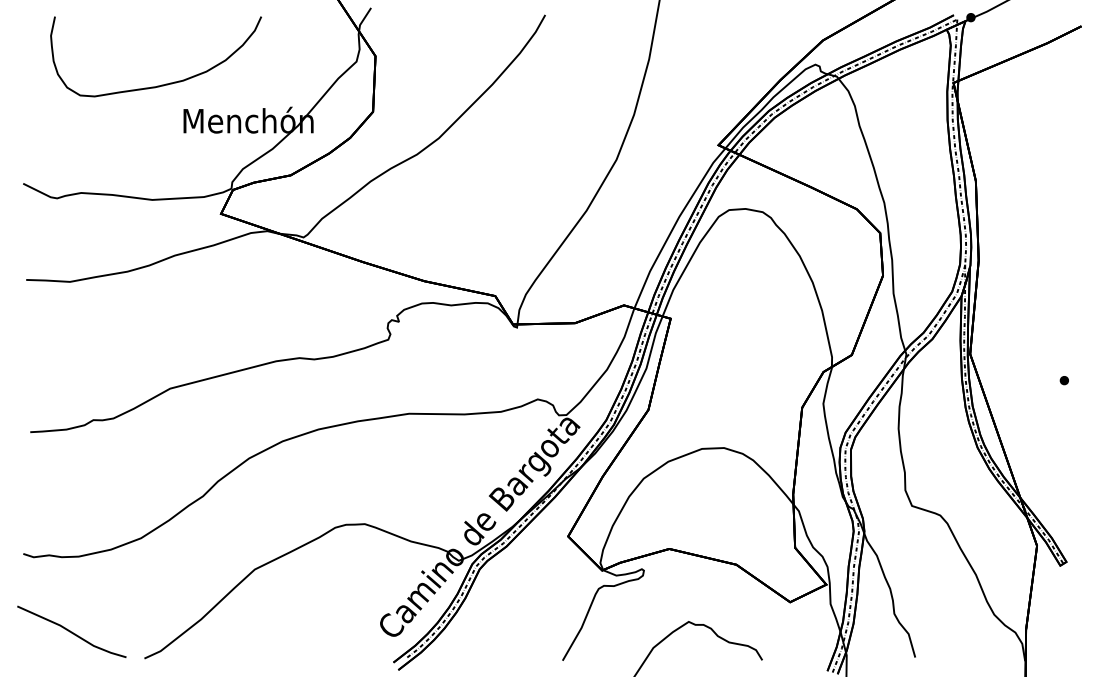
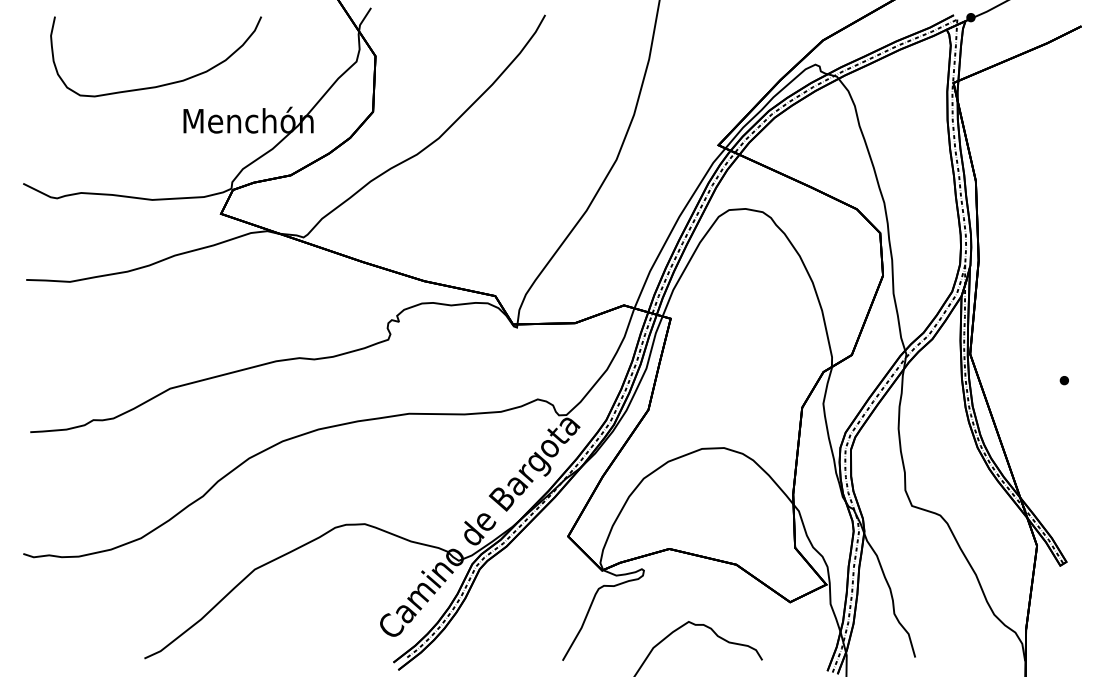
line: present -> none (71, 631)
